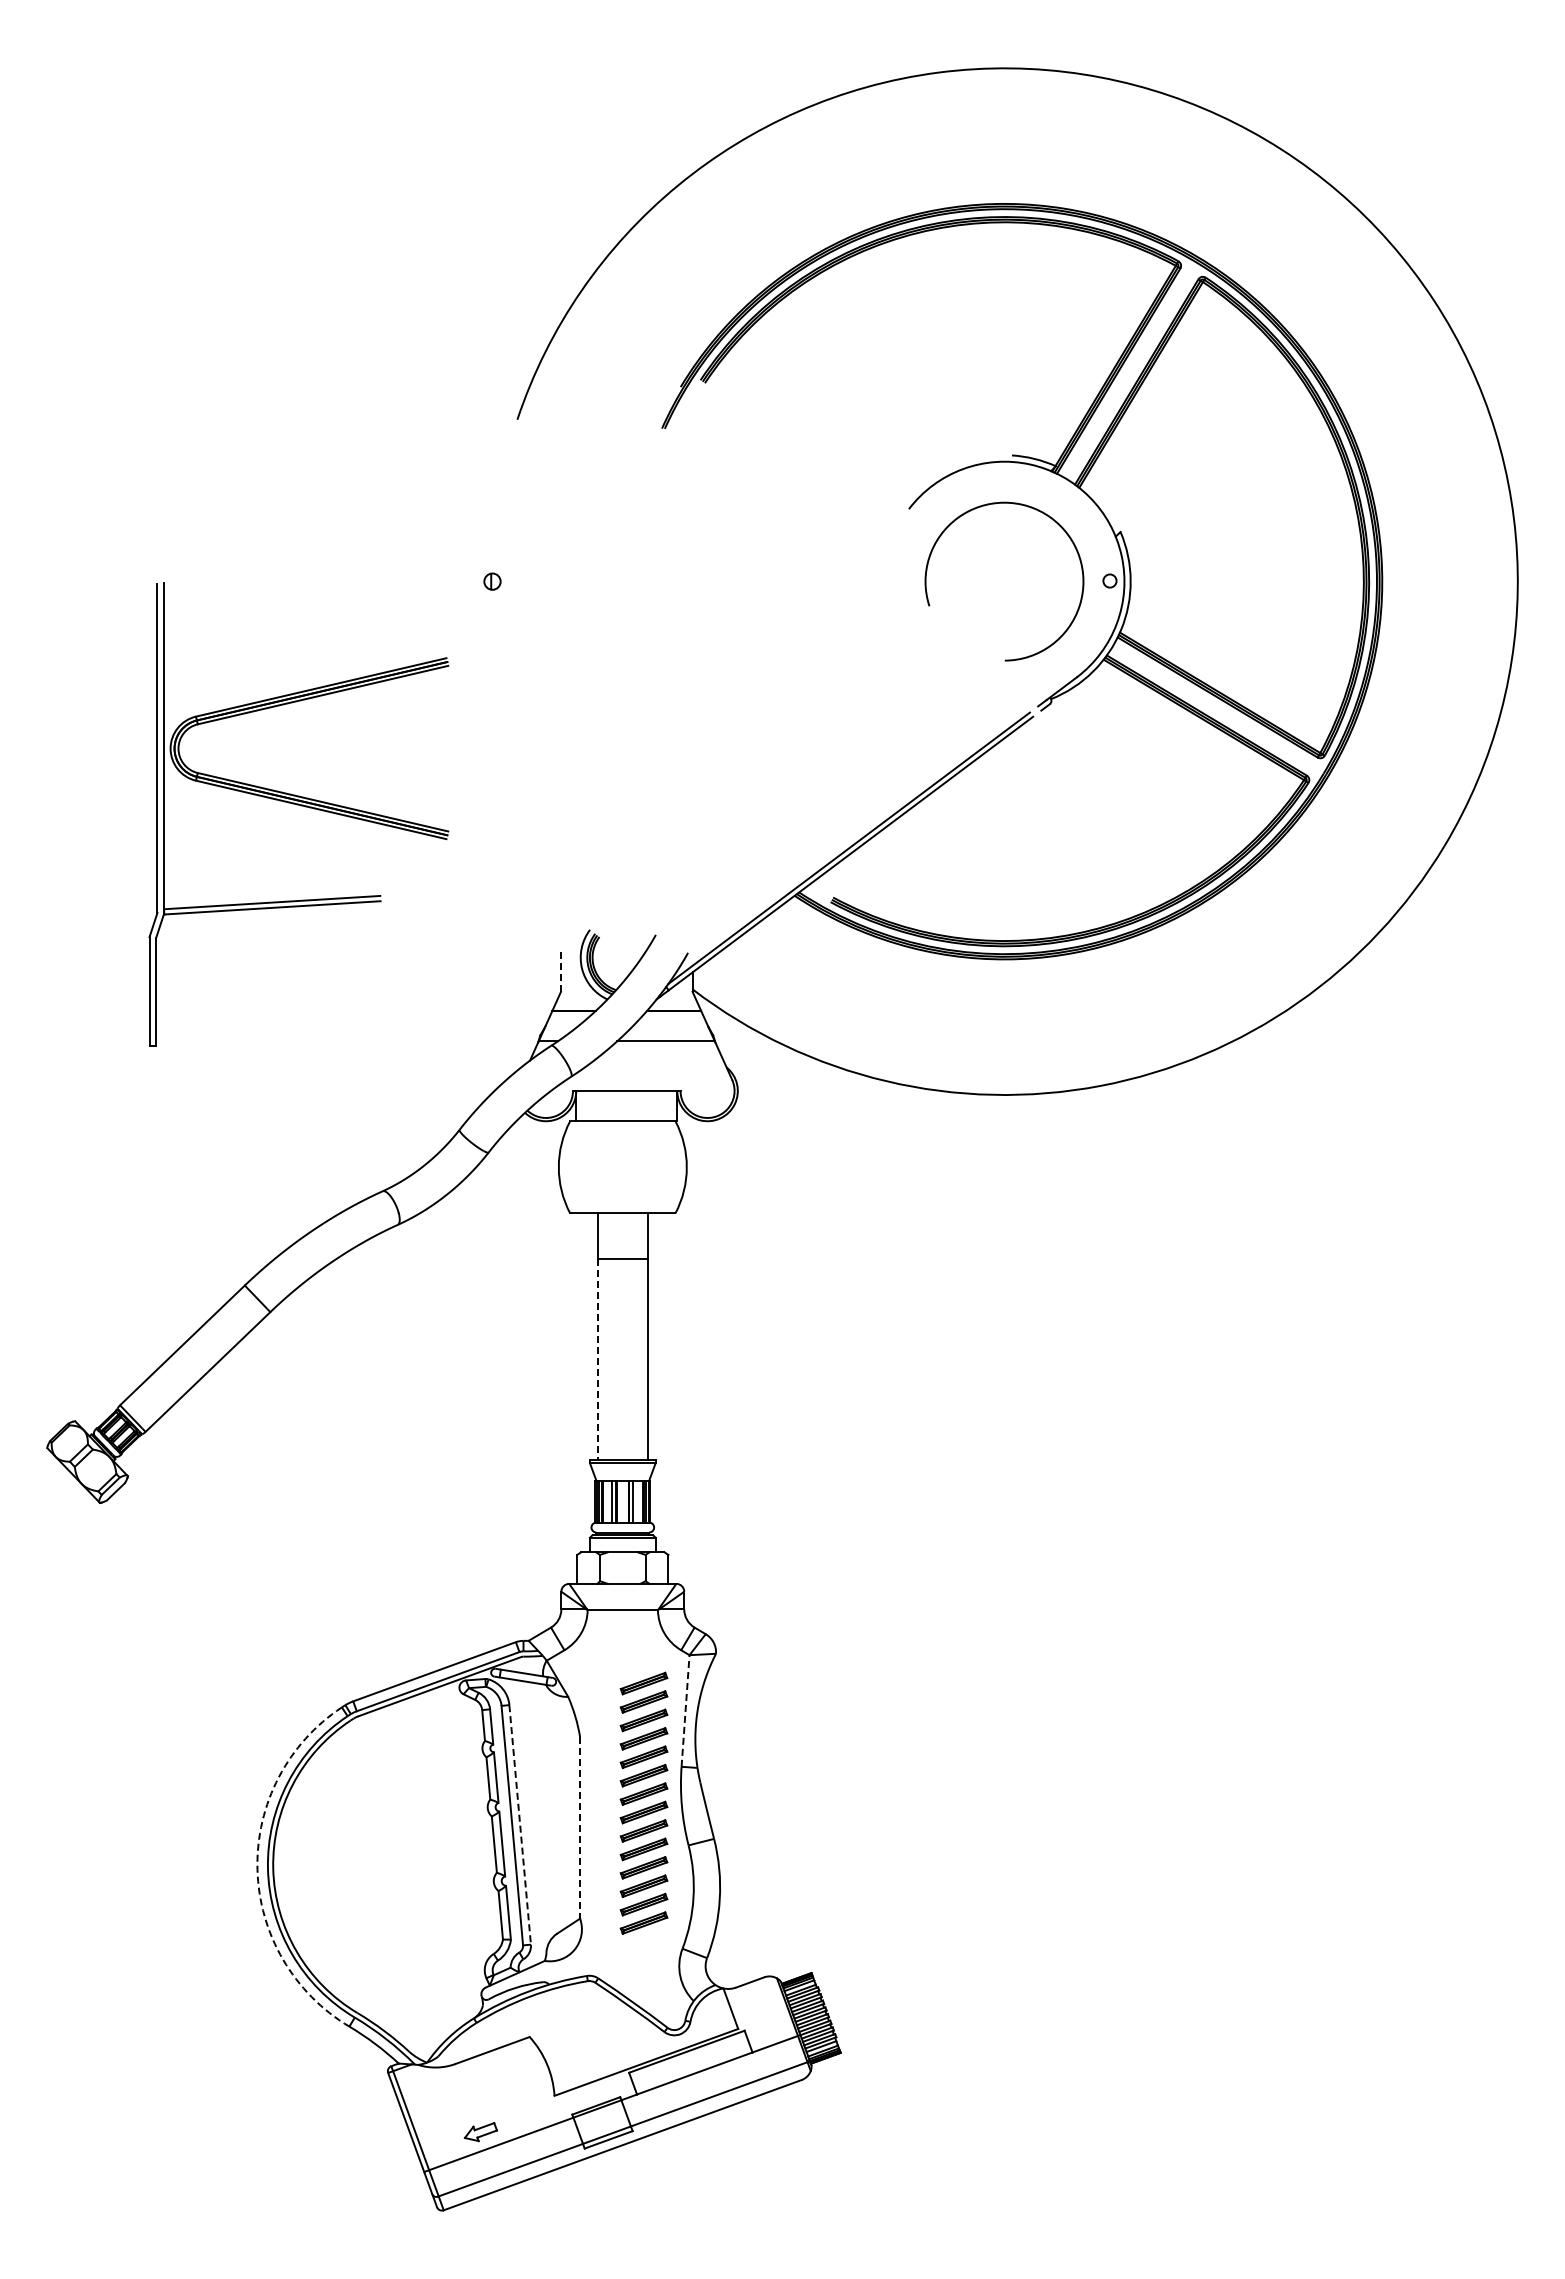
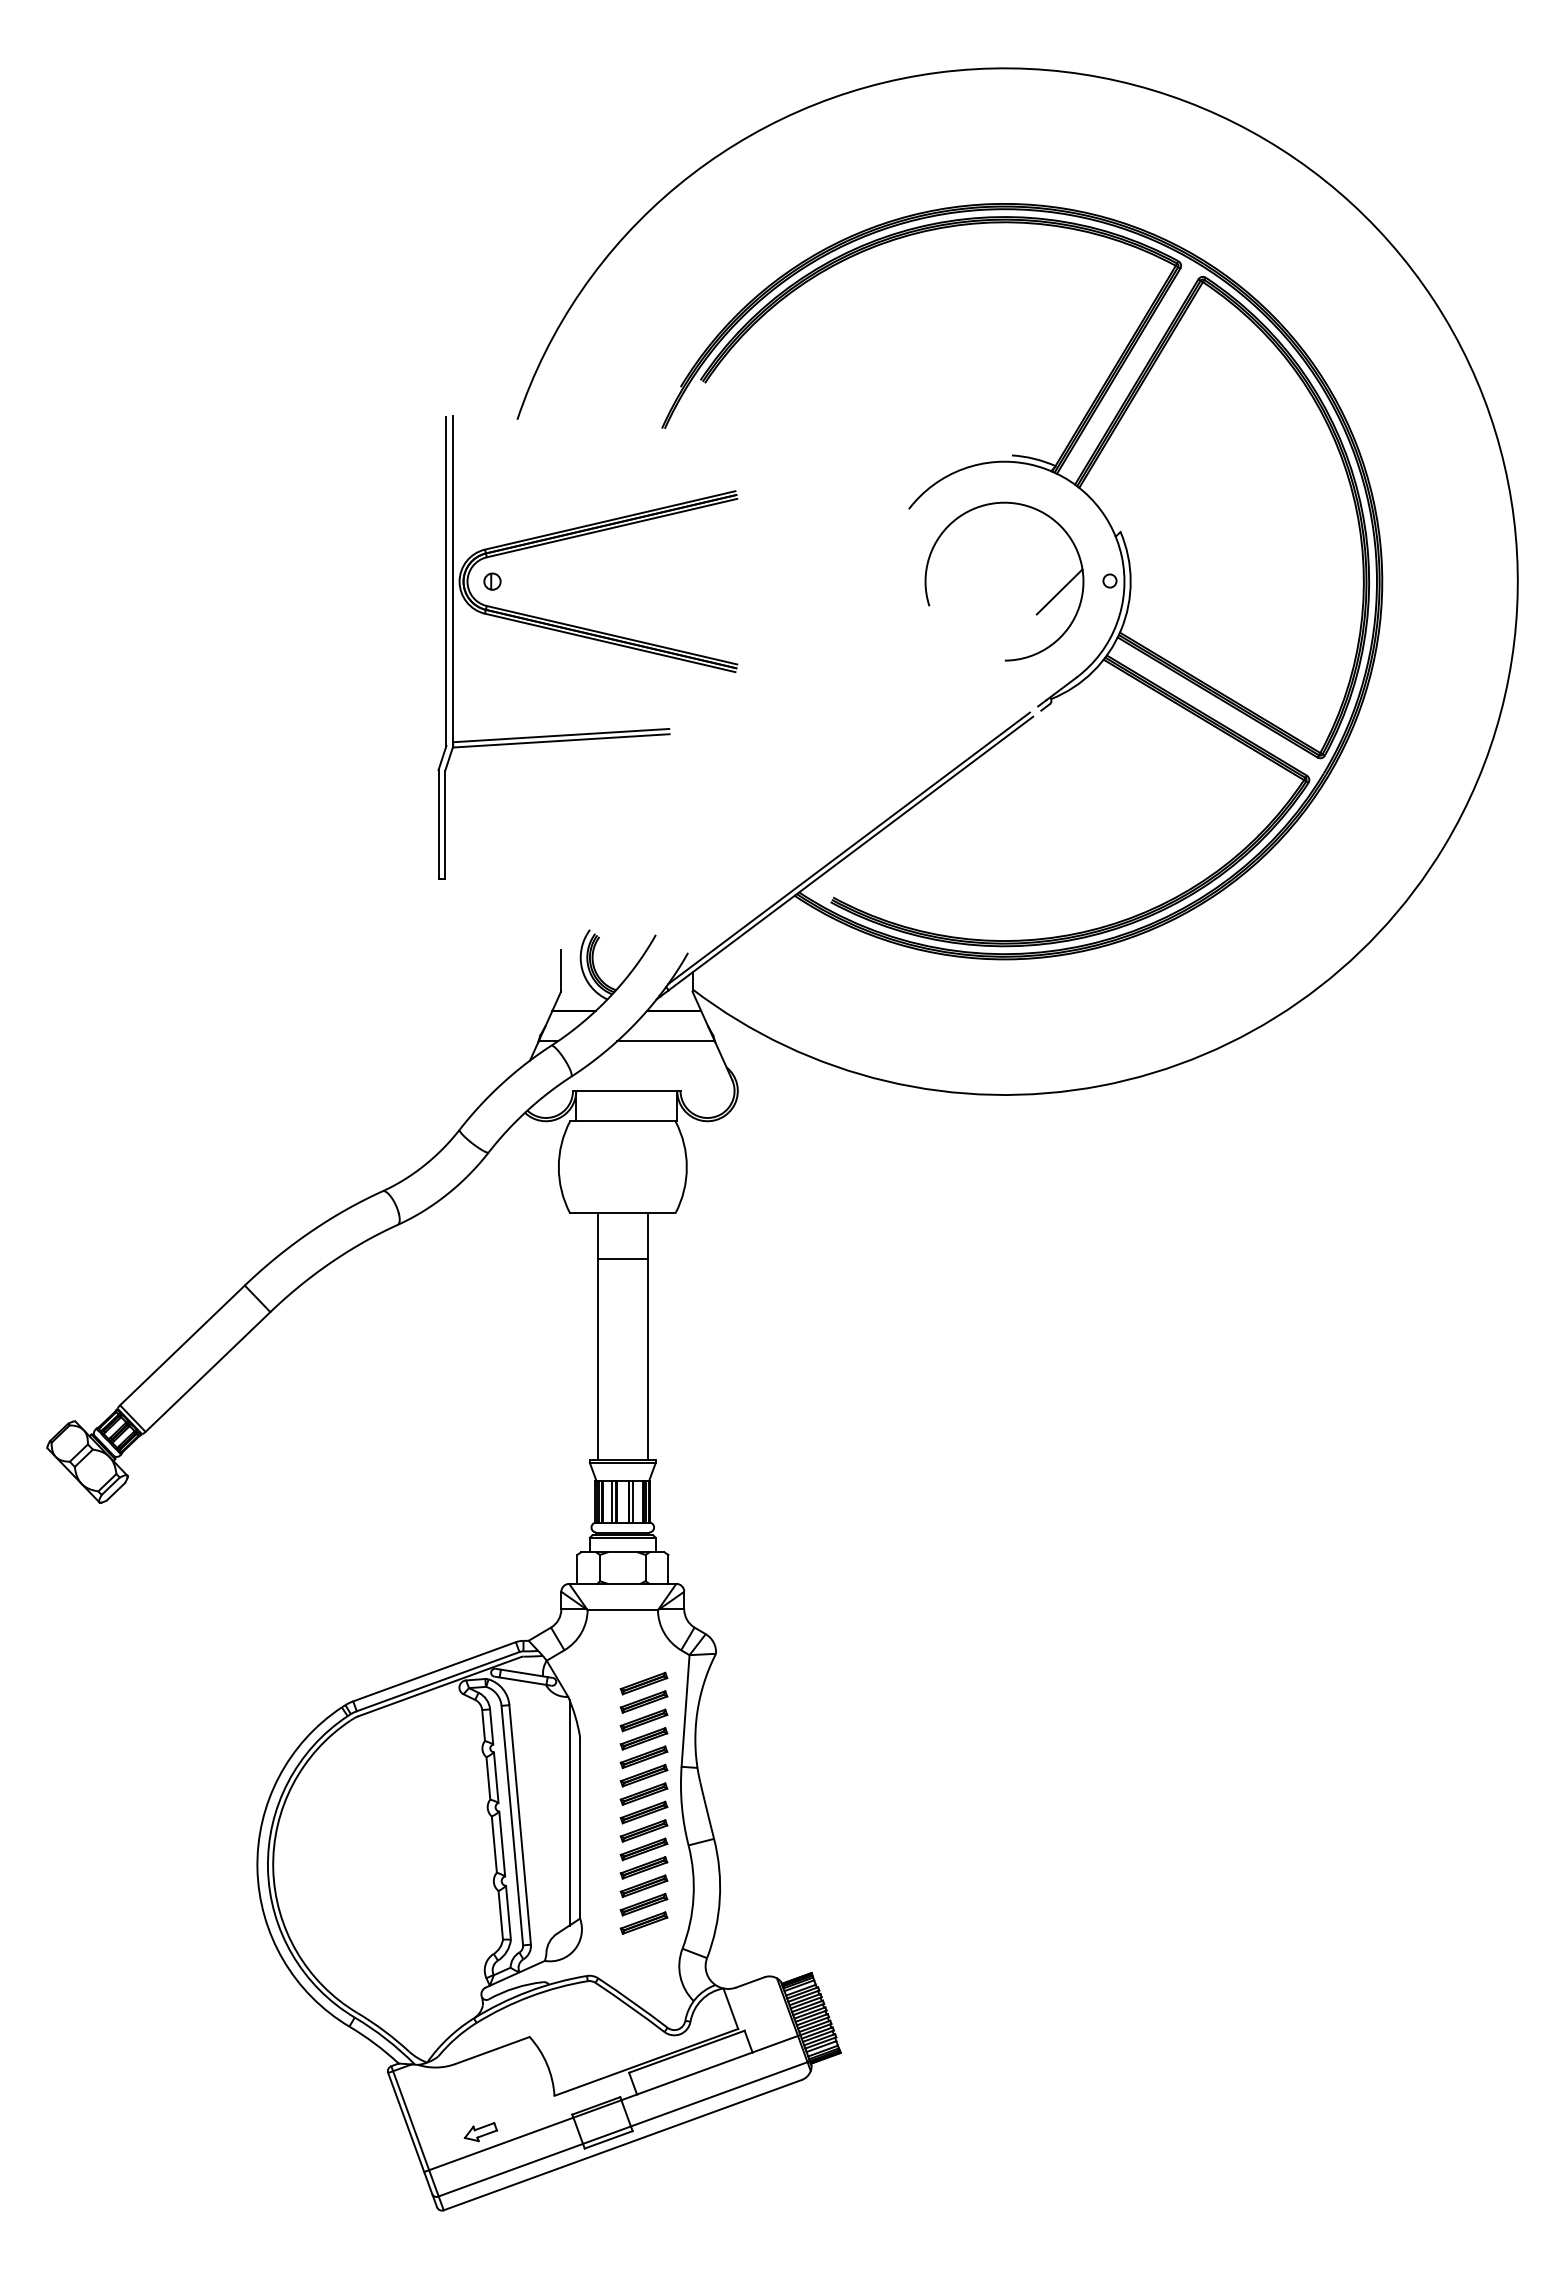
line: none -> present (1059, 591)
part position: (301, 806) -> (590, 639) (590, 639)
line: dashed -> solid (560, 970)
line: dashed -> solid (597, 1359)
line: dashed -> solid (685, 1710)
line: none -> present (569, 1812)
line: dashed -> solid (520, 1825)
line: dashed -> solid (580, 1827)
arc: dashed -> solid (257, 1869)
